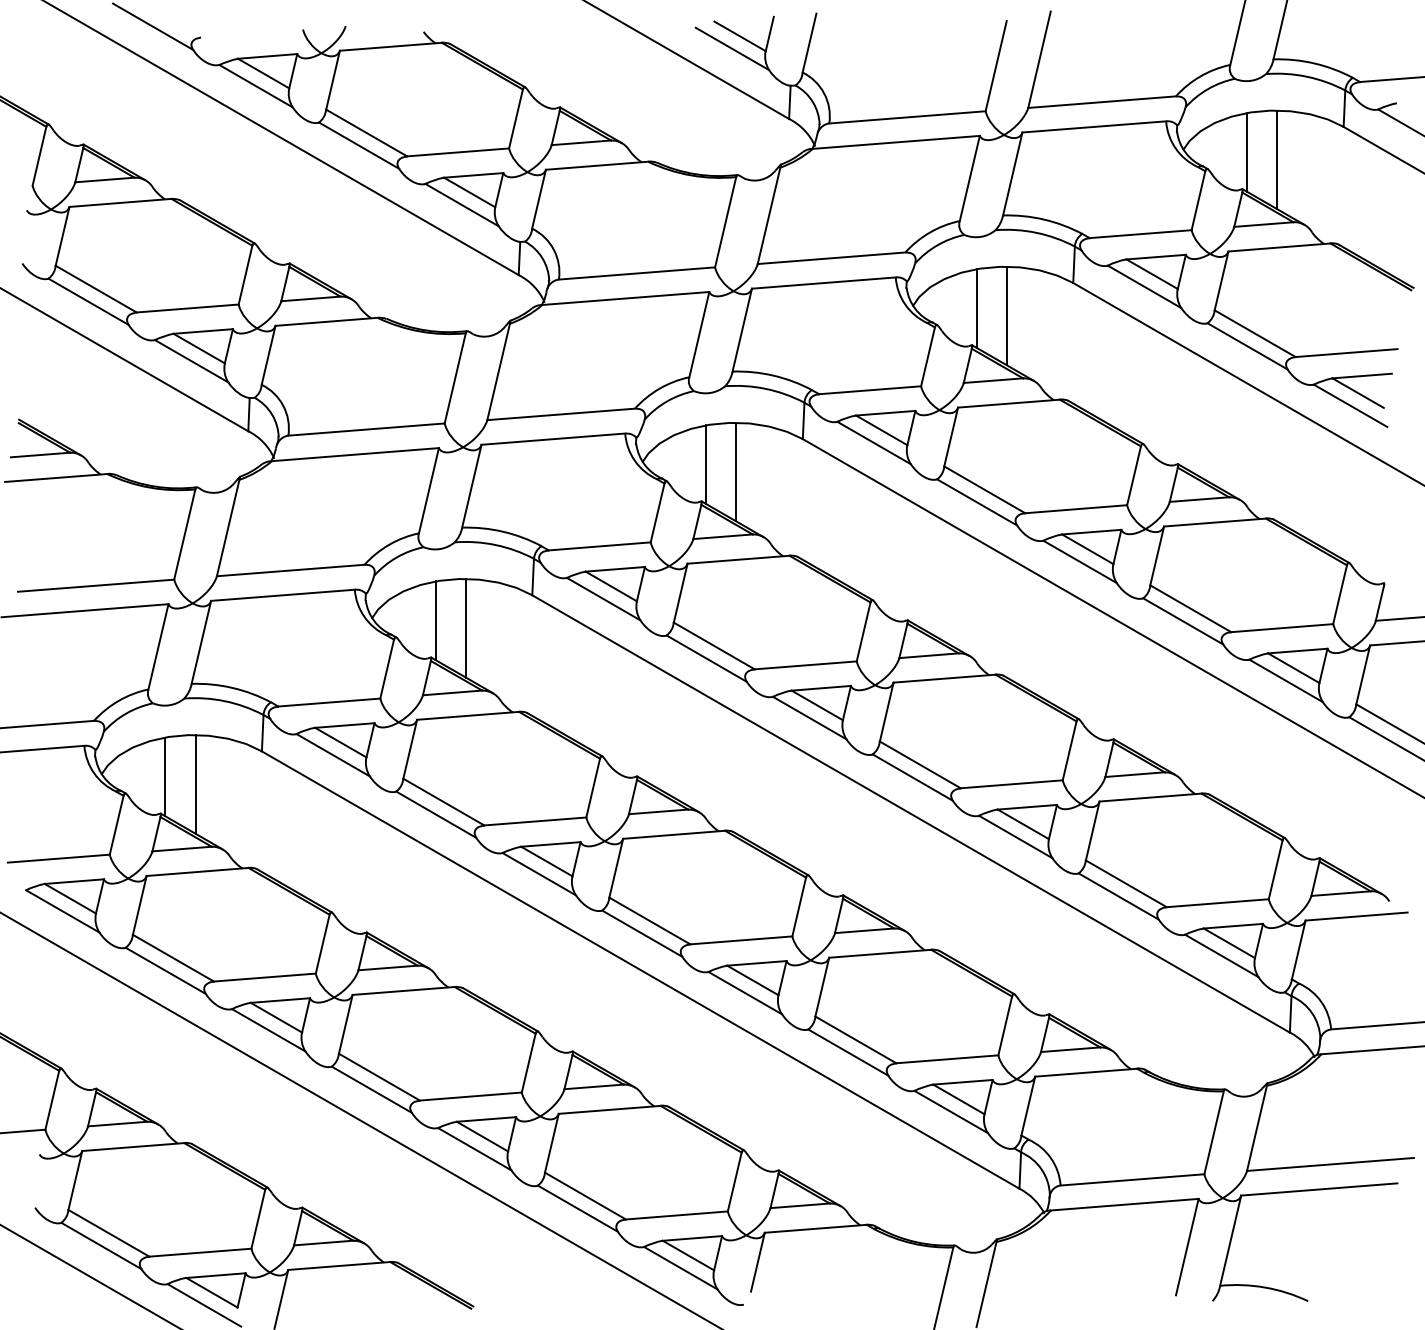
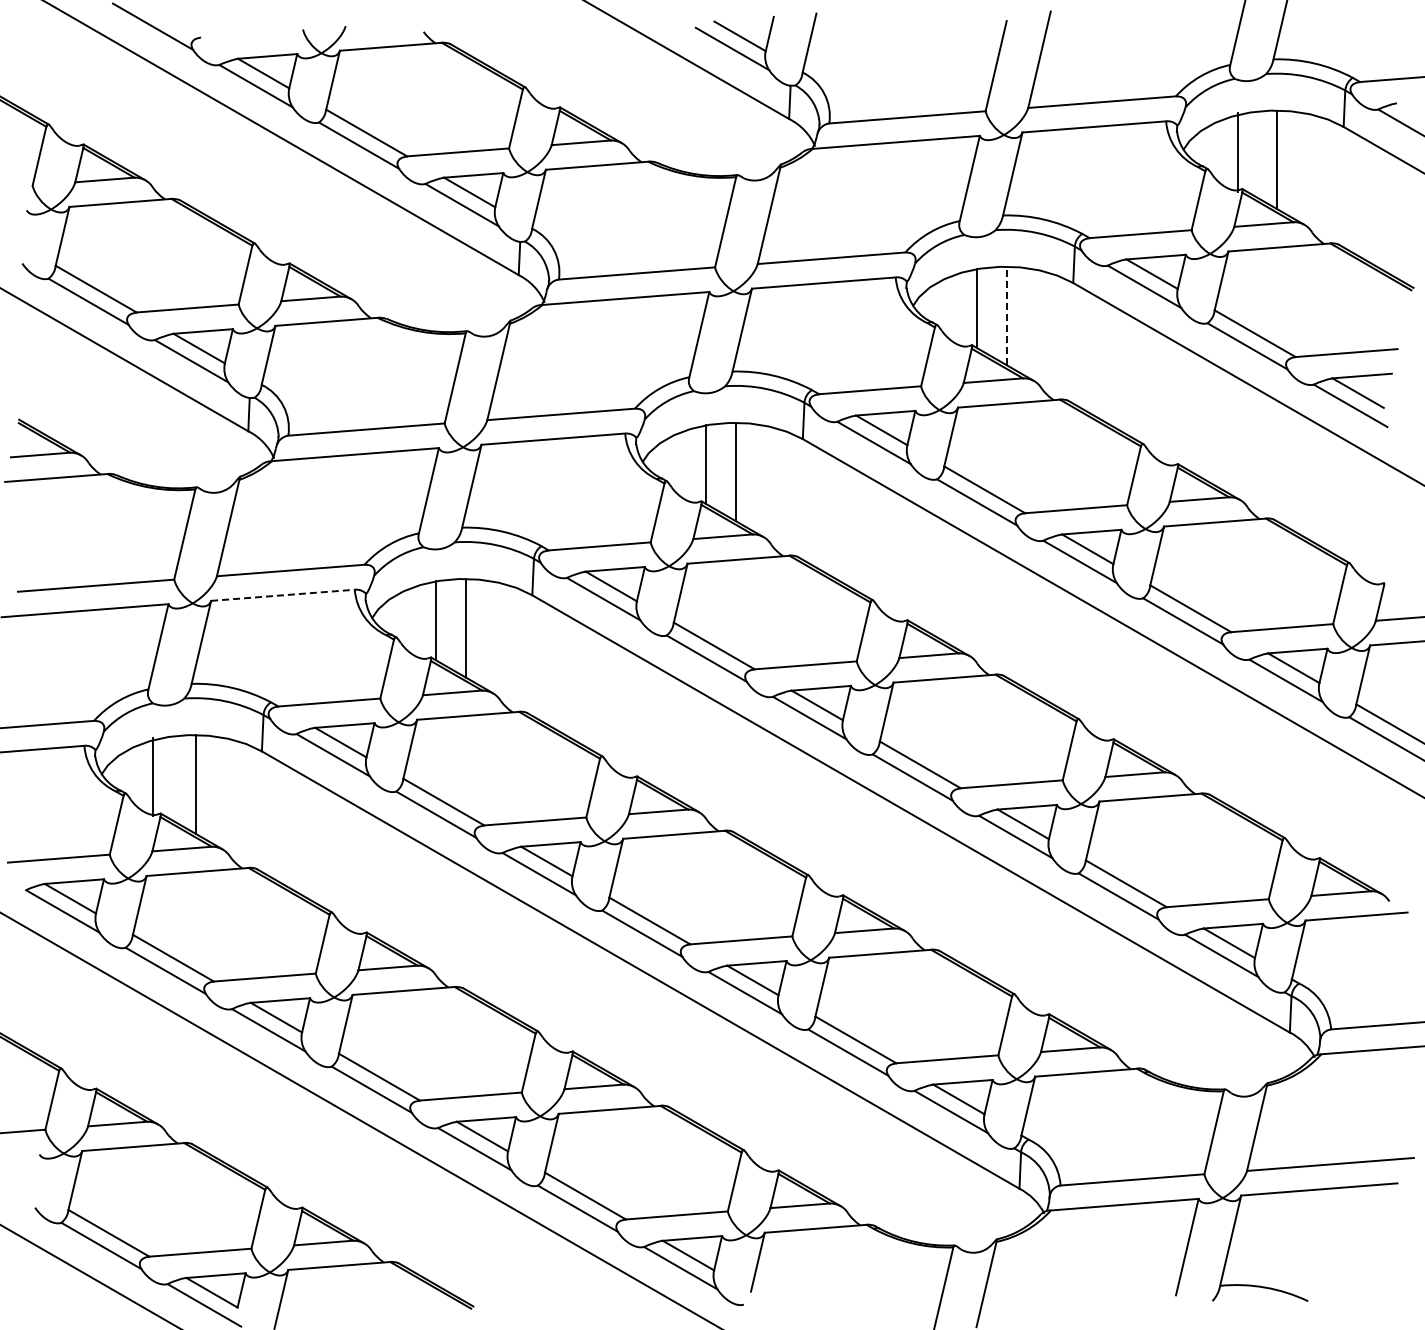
line position: (1247, 152) -> (1238, 152) (1238, 152)
line: solid -> dashed (1006, 315)
line: solid -> dashed (283, 595)
line position: (165, 776) -> (153, 776) (153, 776)
